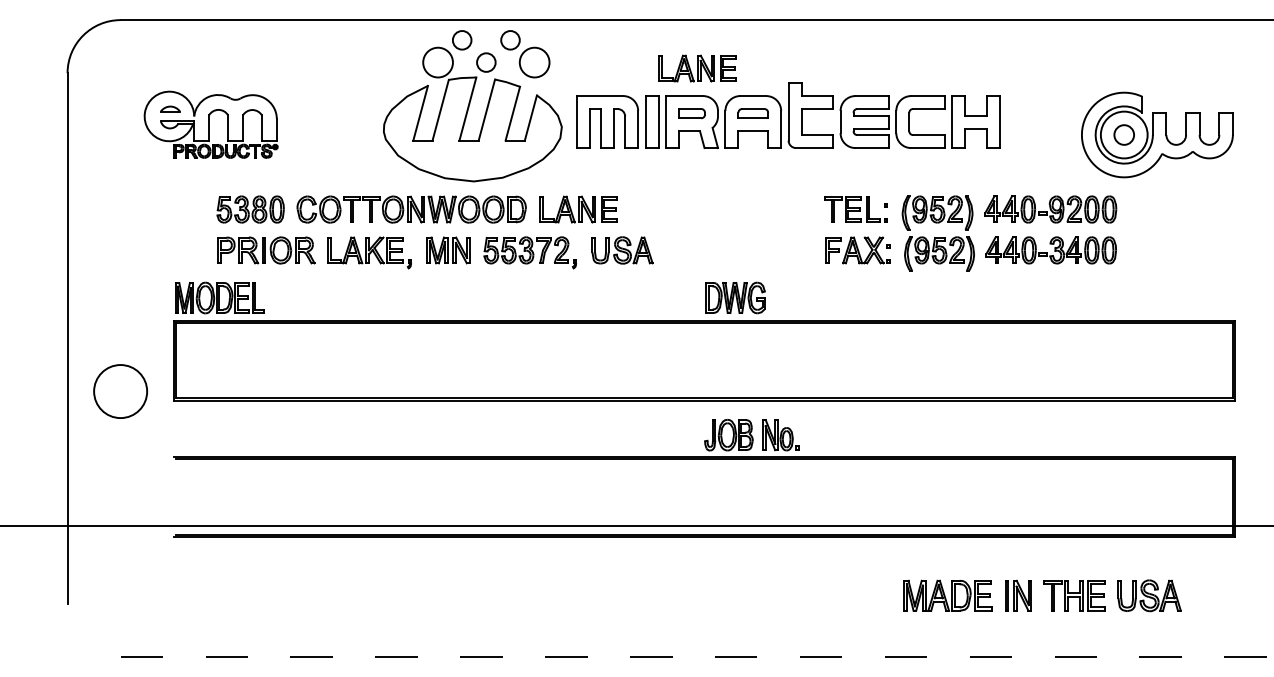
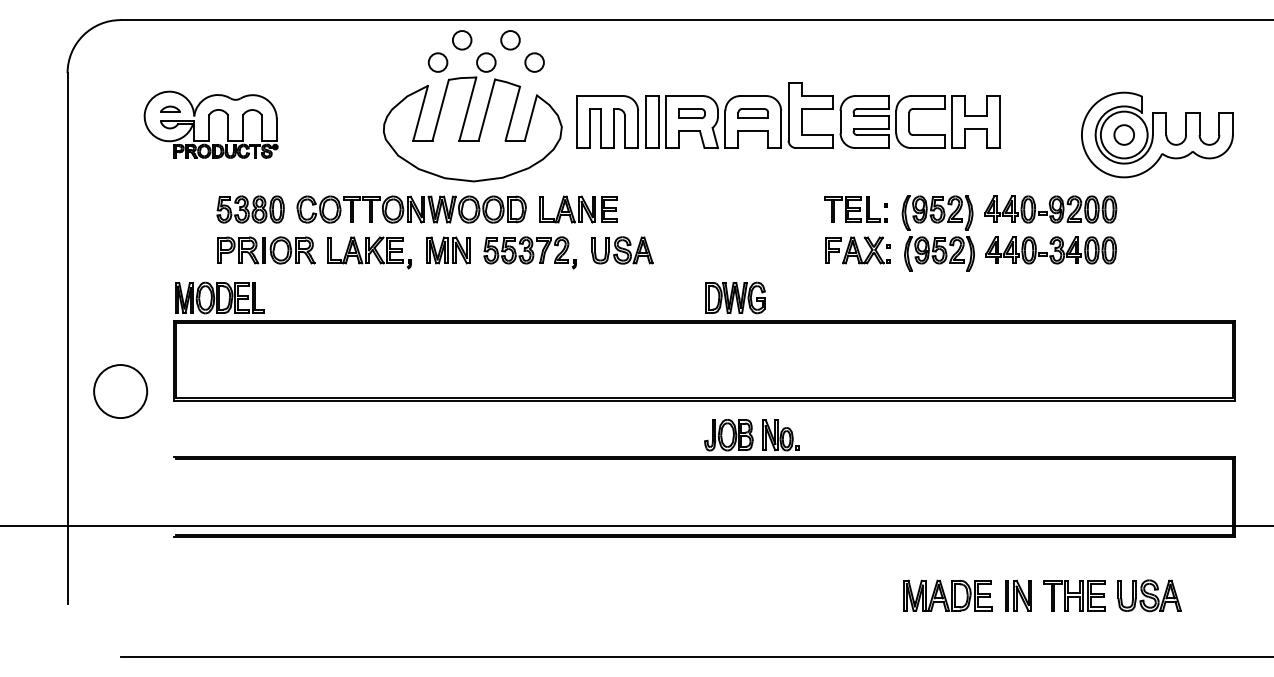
circle diameter: 30 px -> 19 px (437, 62)
circle diameter: 30 px -> 19 px (534, 62)
part: present -> none (697, 68)
line: dashed -> solid (697, 656)
